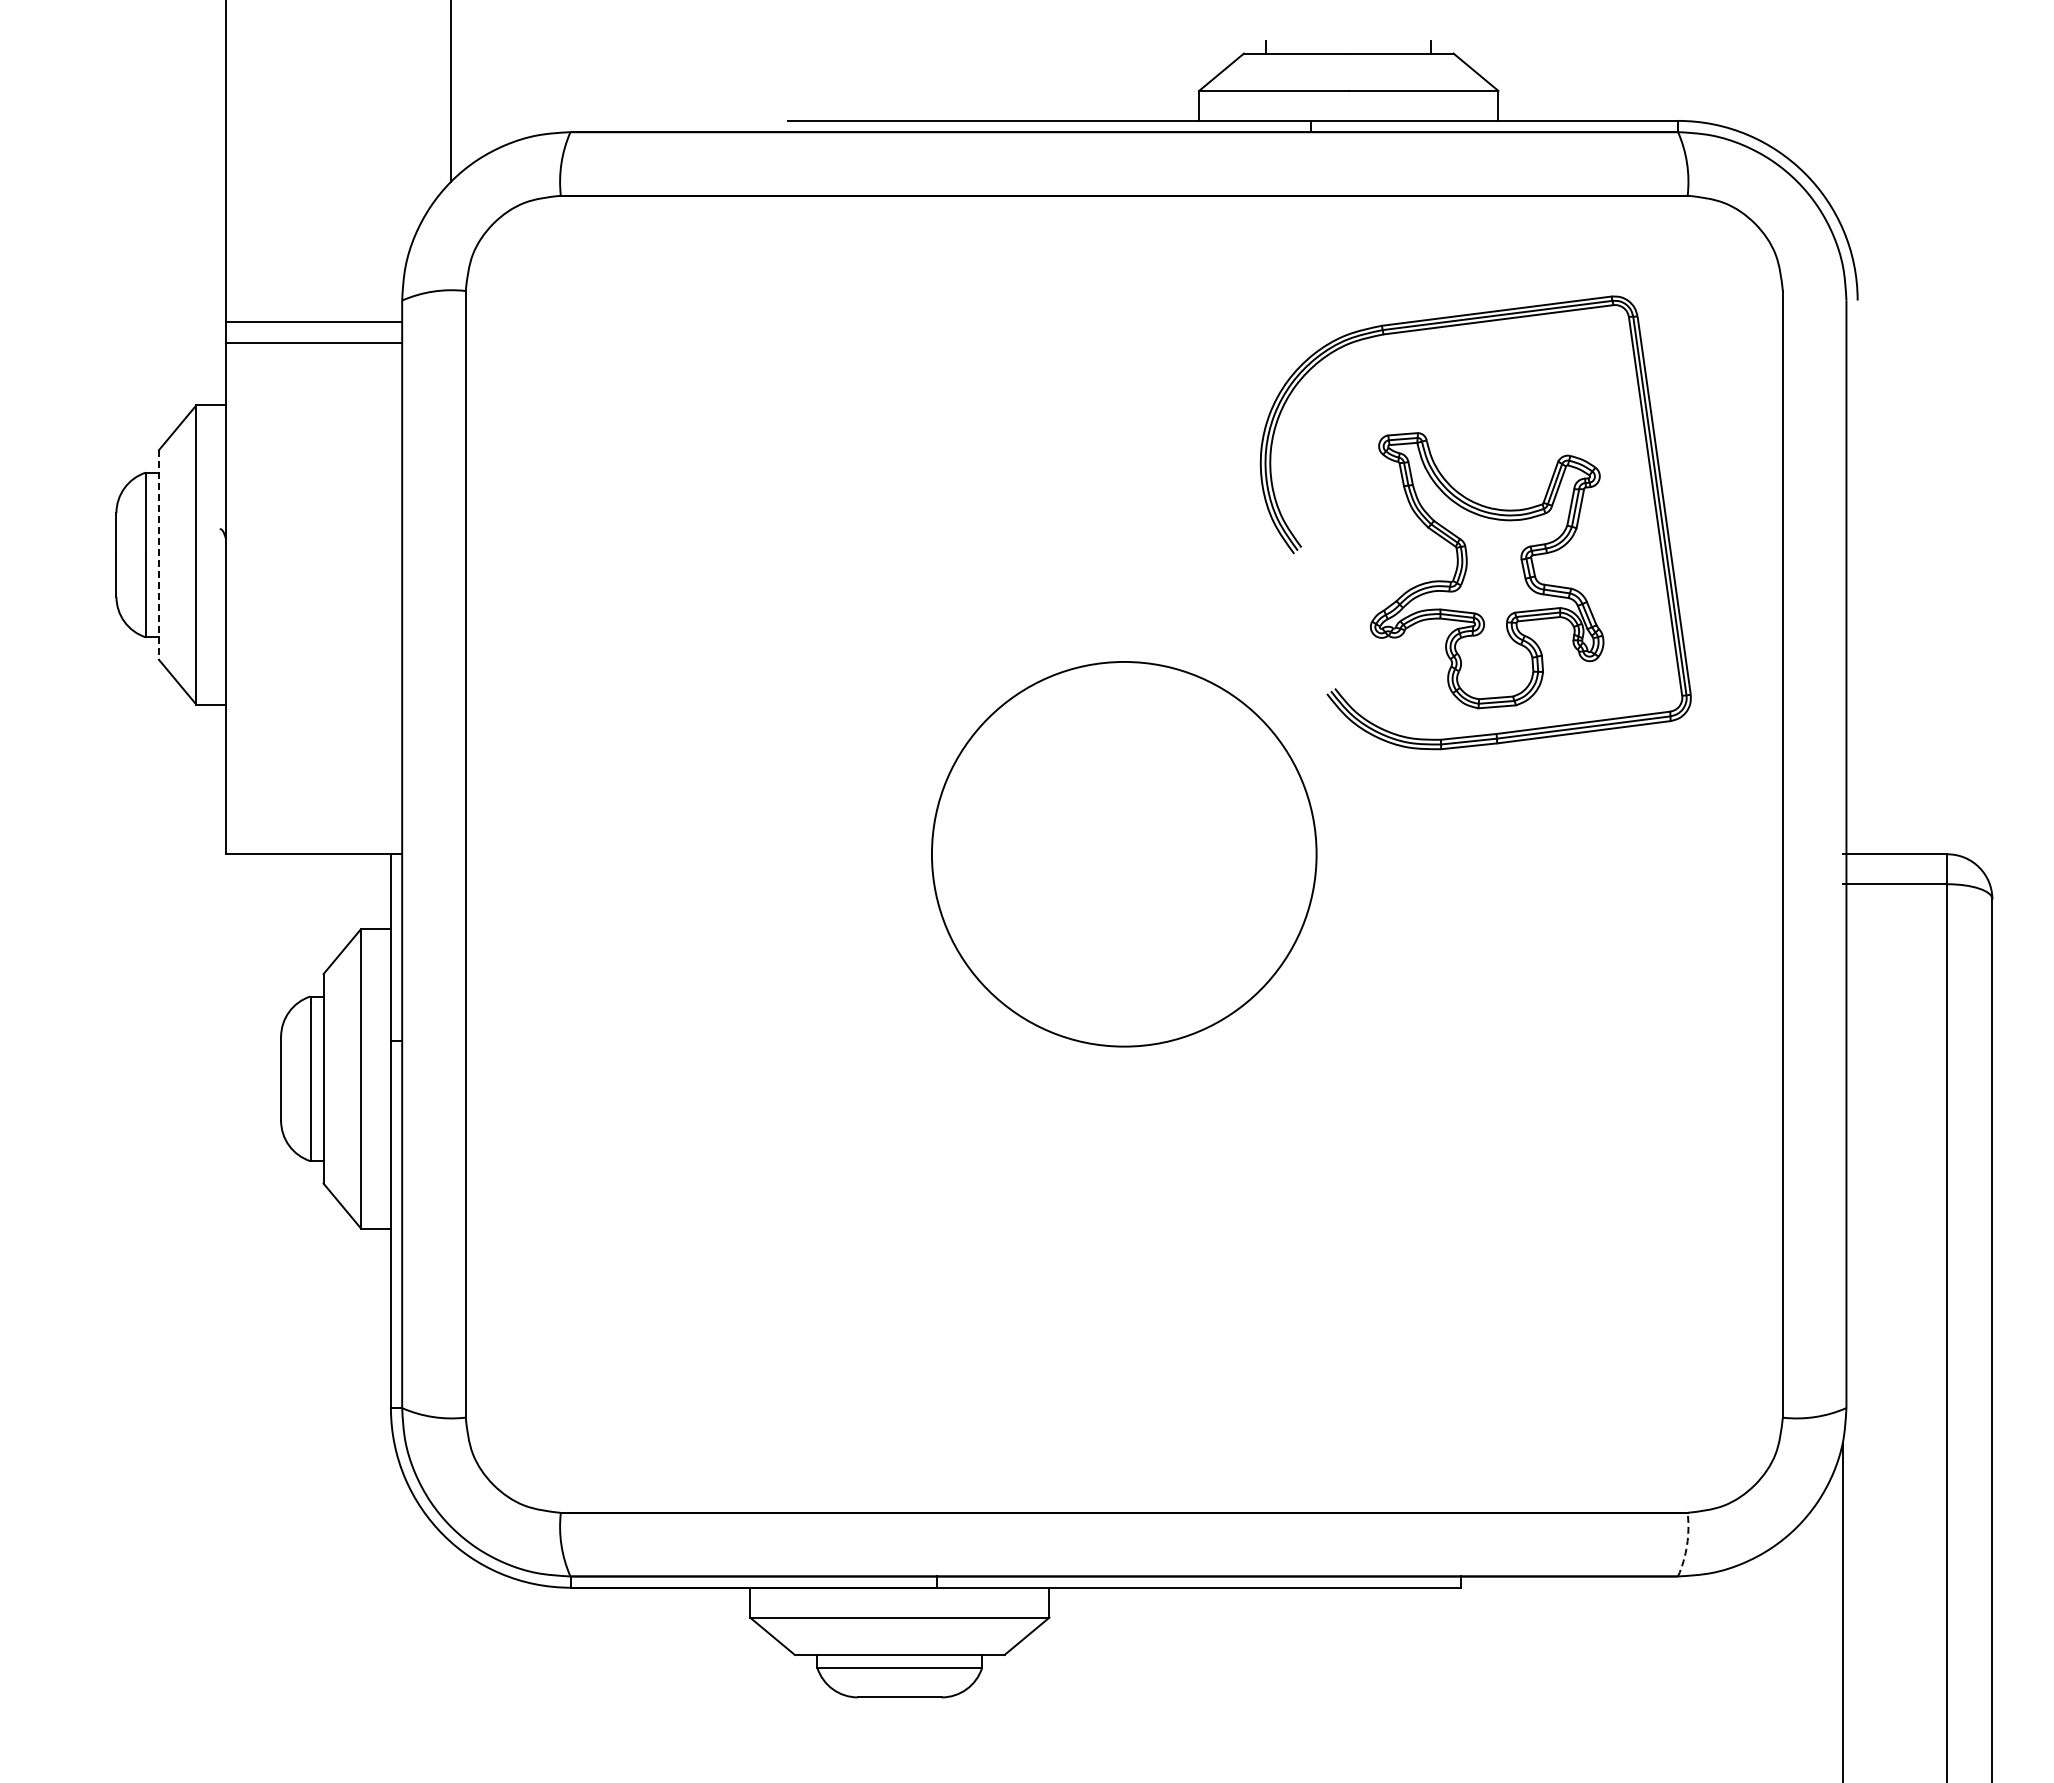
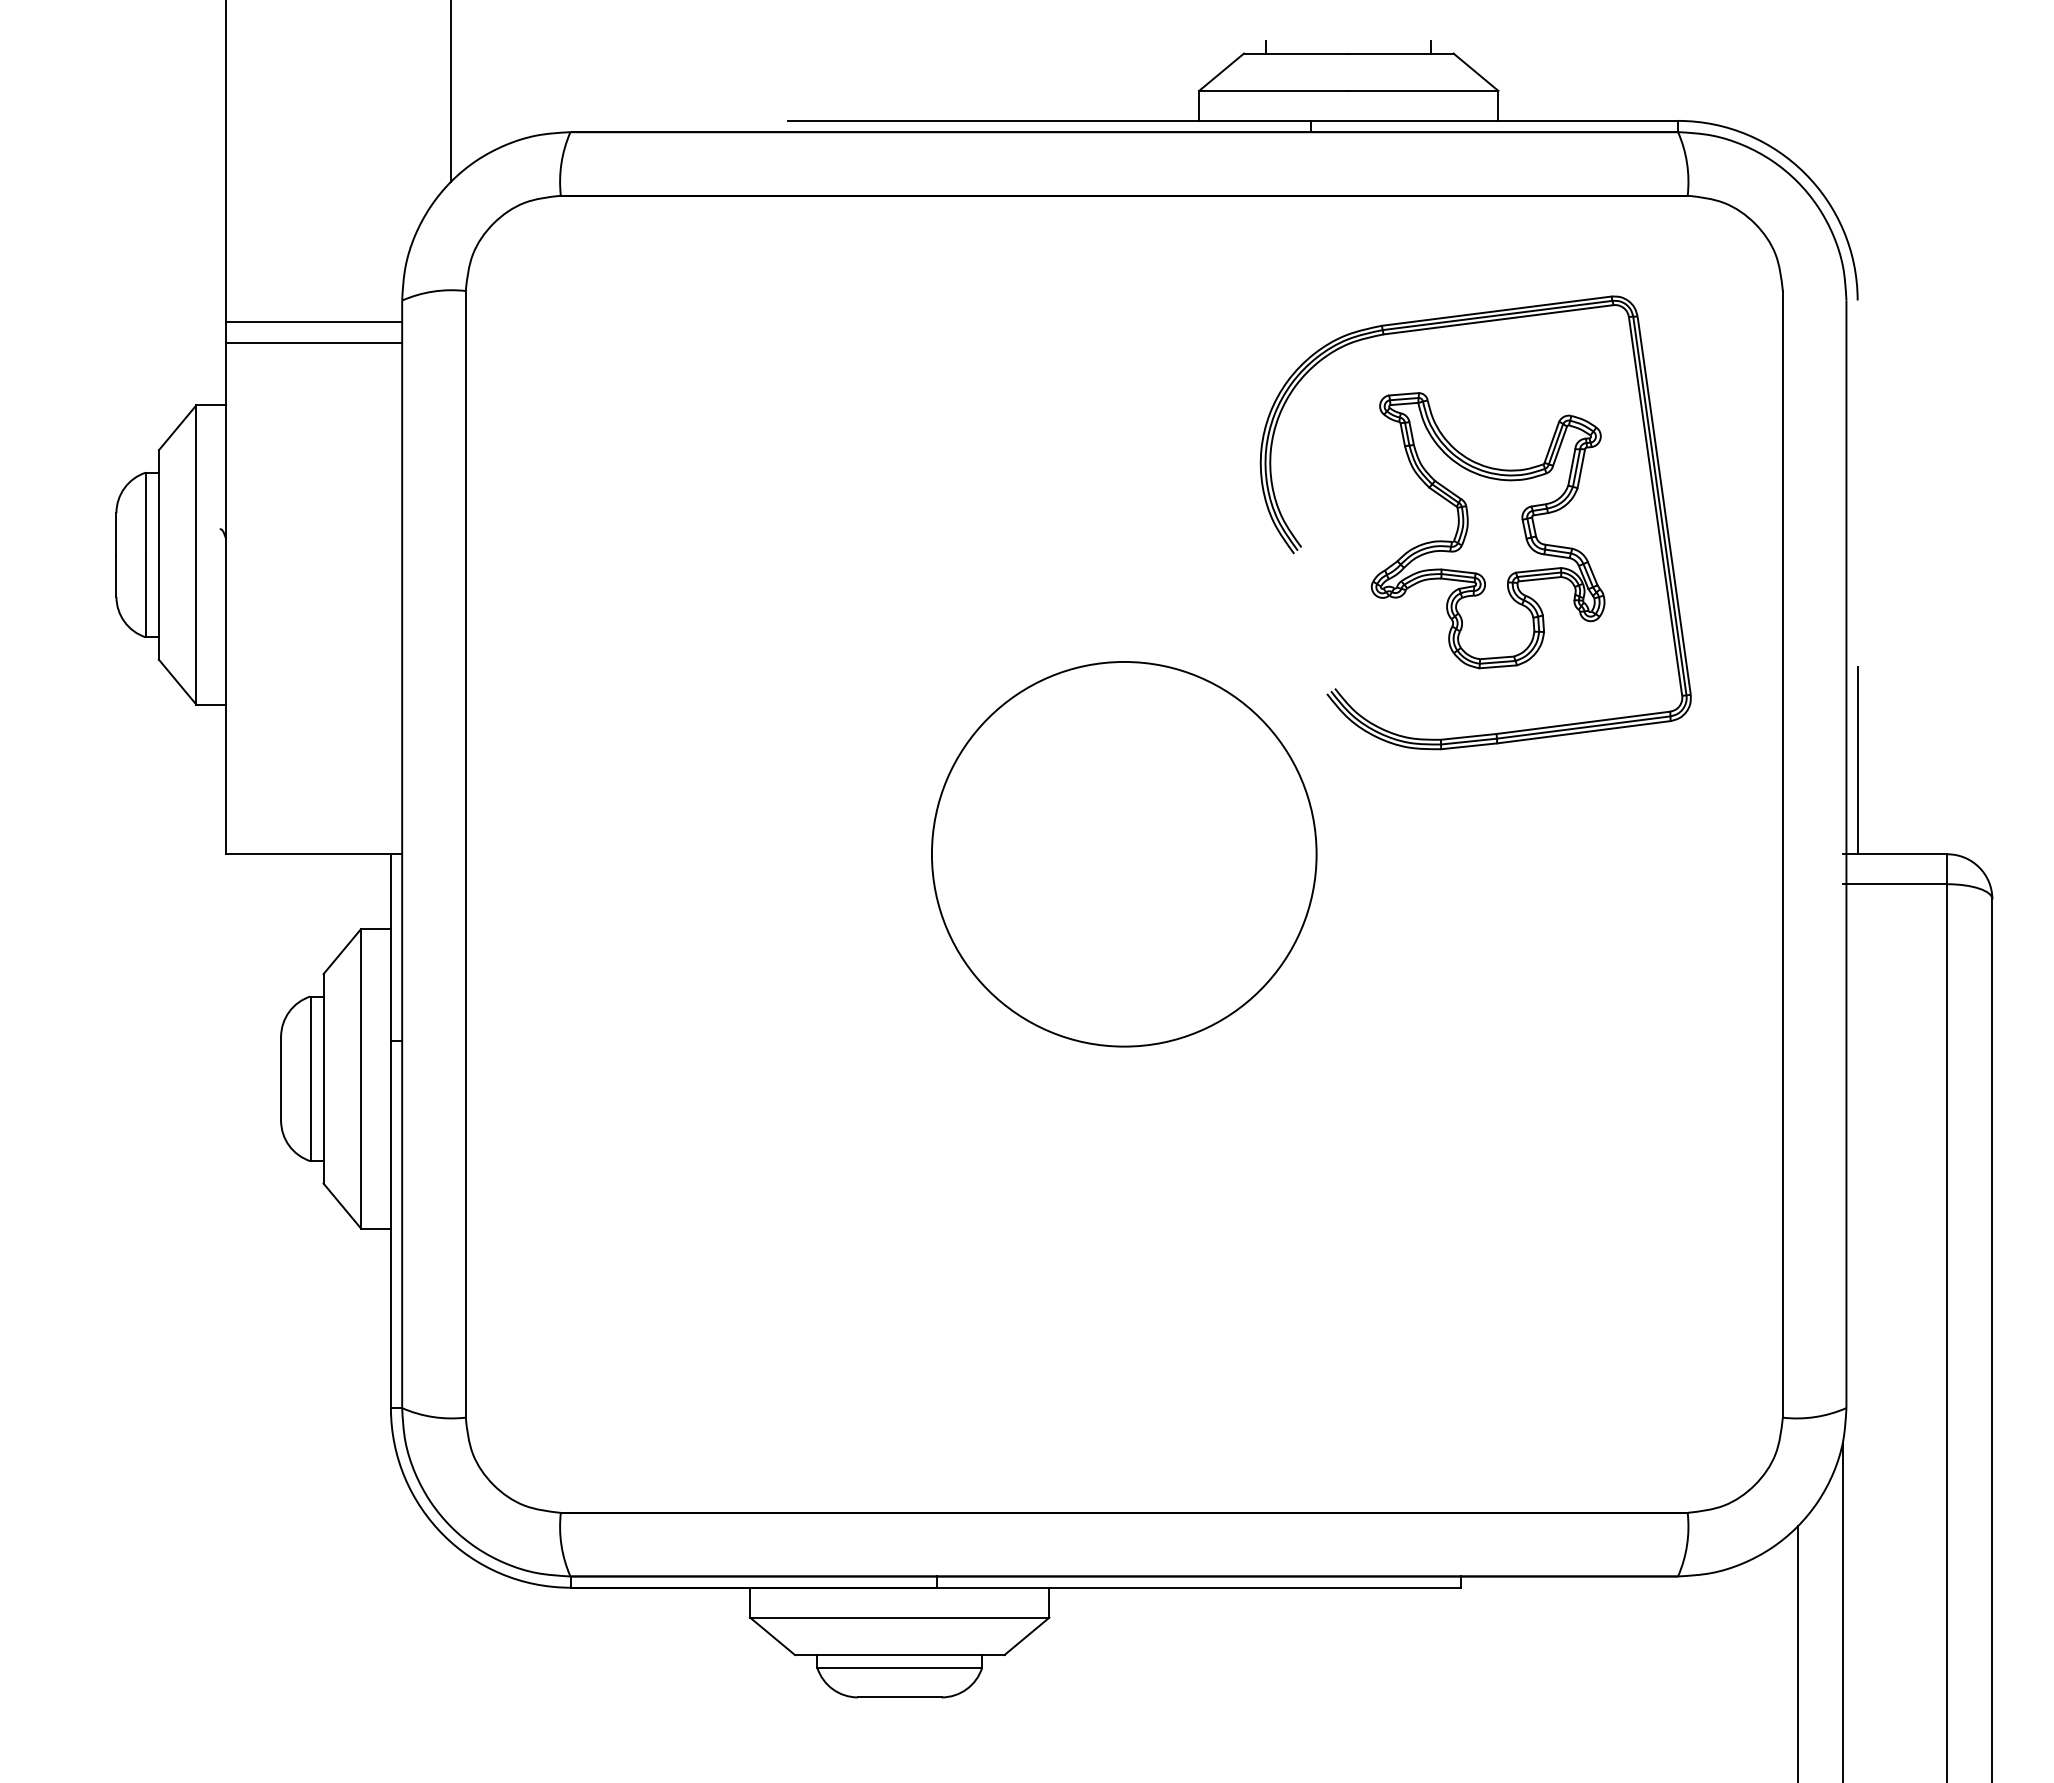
line: dashed -> solid (158, 555)
part position: (1486, 570) -> (1487, 530) (1487, 530)
line: none -> present (1857, 760)
arc: dashed -> solid (1687, 1545)
line: none -> present (1797, 1652)
